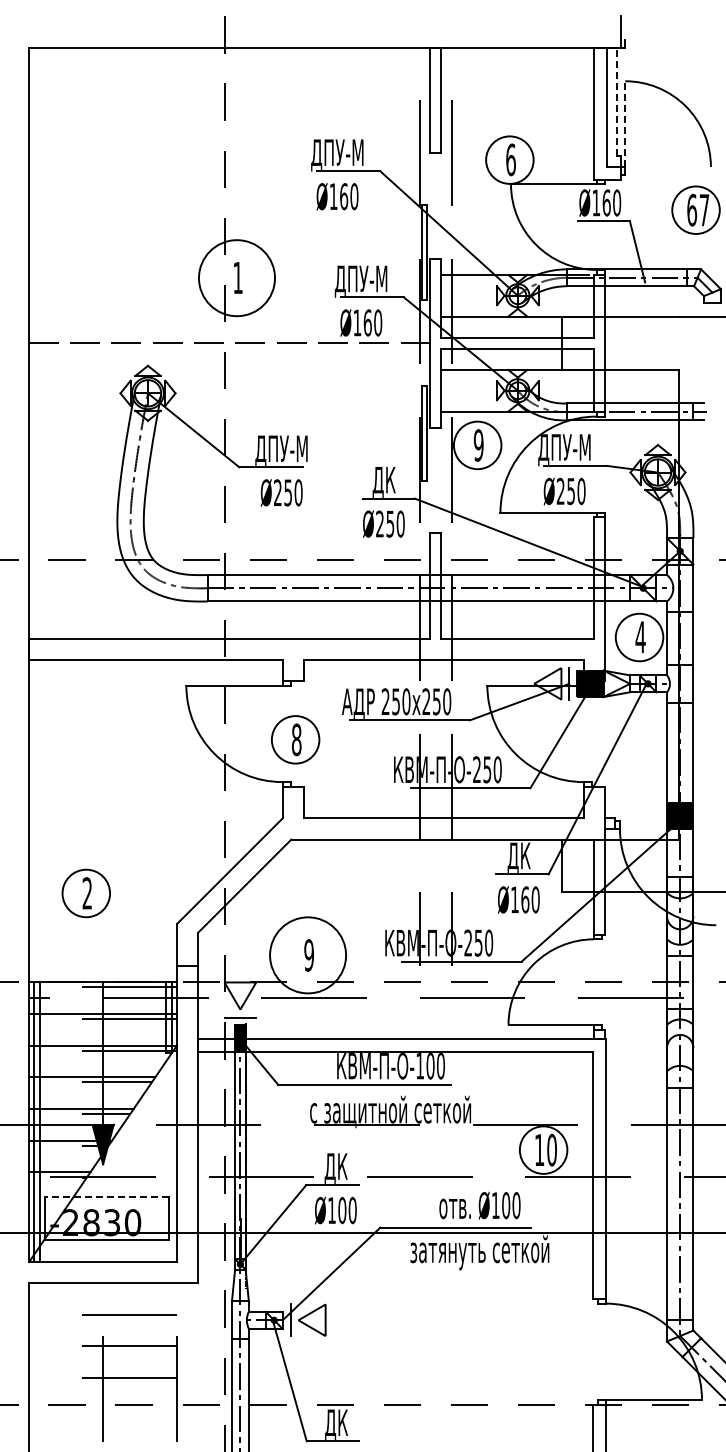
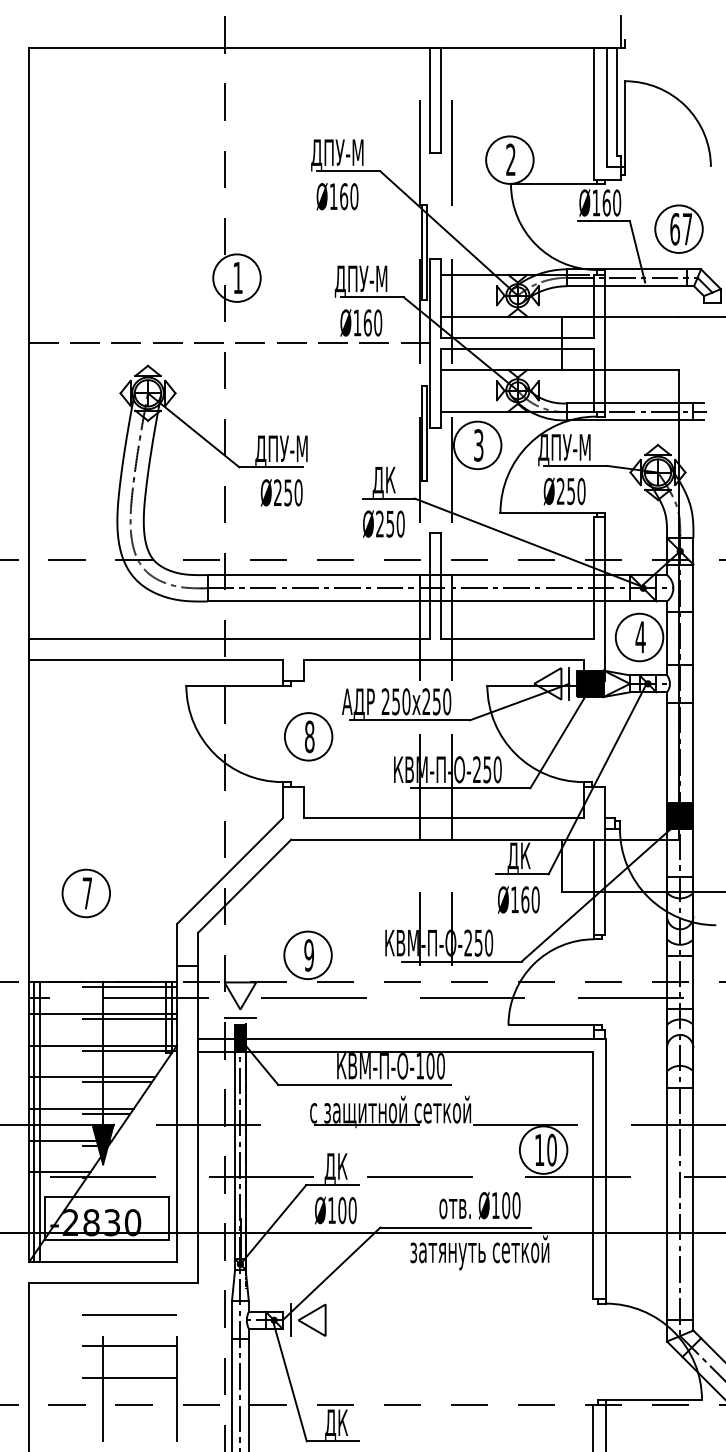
line: dashed -> solid (617, 101)
line: dashed -> solid (625, 124)
text: 6 -> 2 (510, 159)
part position: (695, 209) -> (678, 228) (678, 228)
circle diameter: 76 px -> 48 px (236, 277)
text: 9 -> 3 (478, 445)
part position: (295, 739) -> (308, 736) (308, 736)
text: 2 -> 7 (86, 893)
circle diameter: 76 px -> 48 px (307, 955)
line: dashed -> solid (106, 1197)
